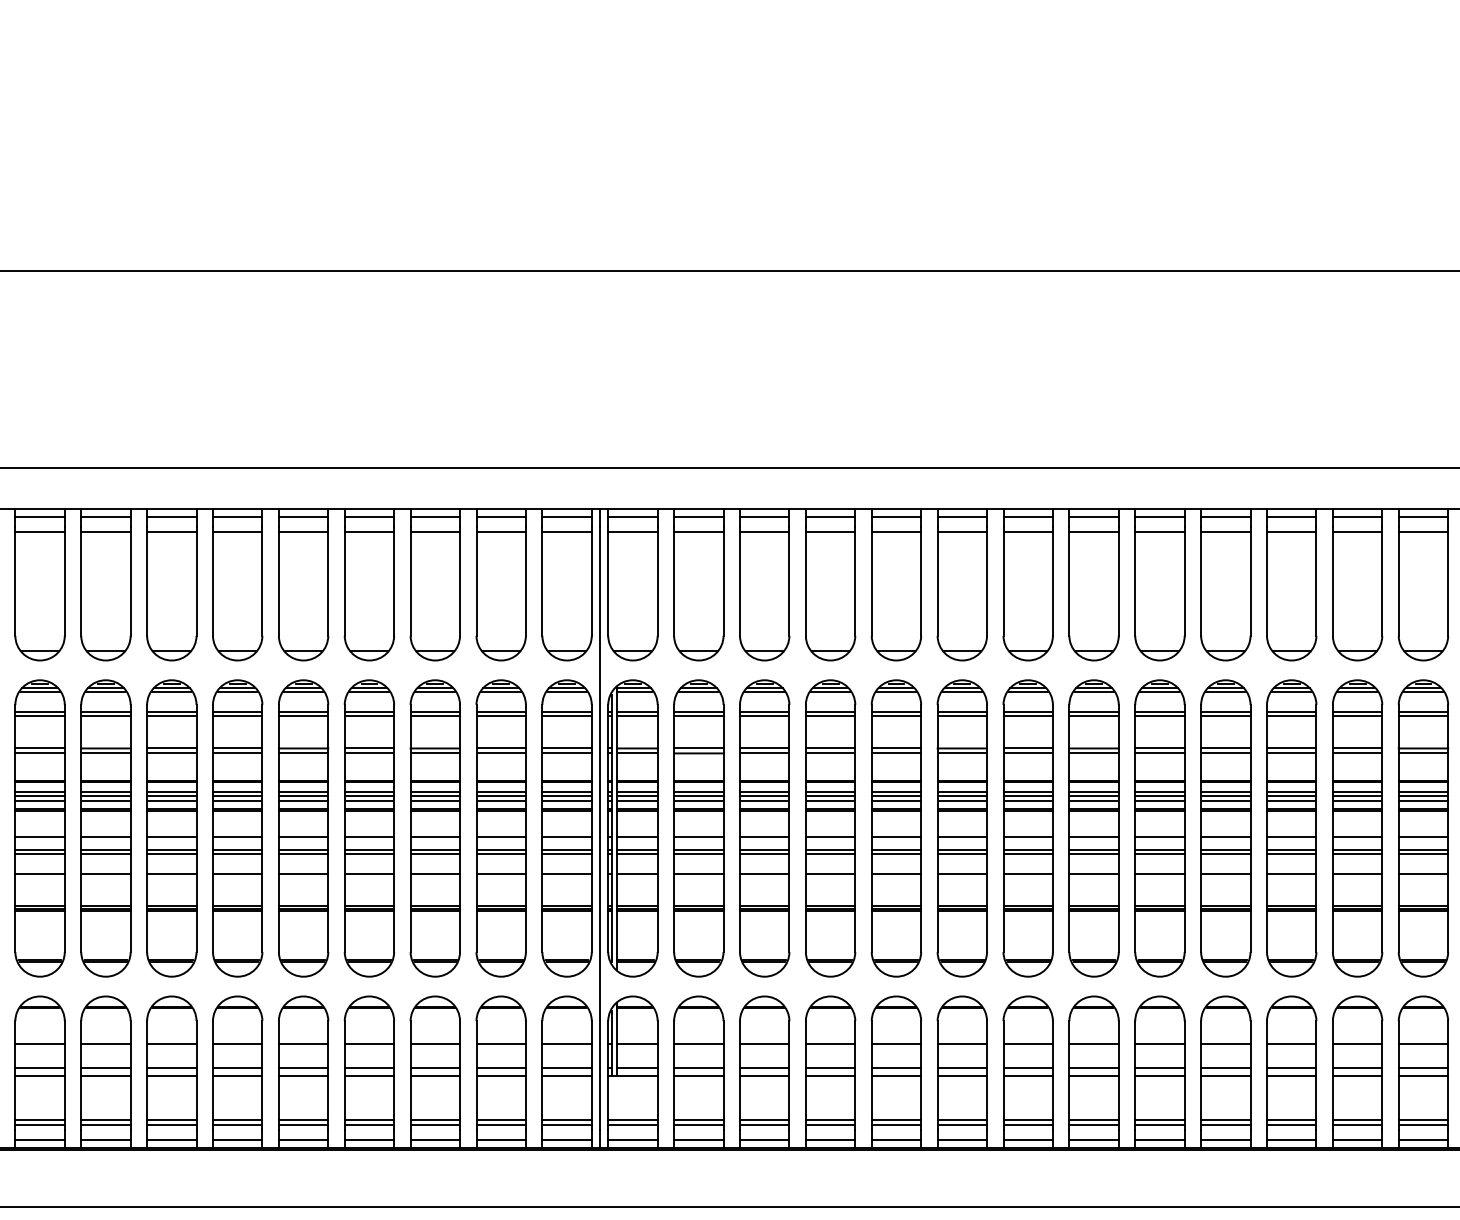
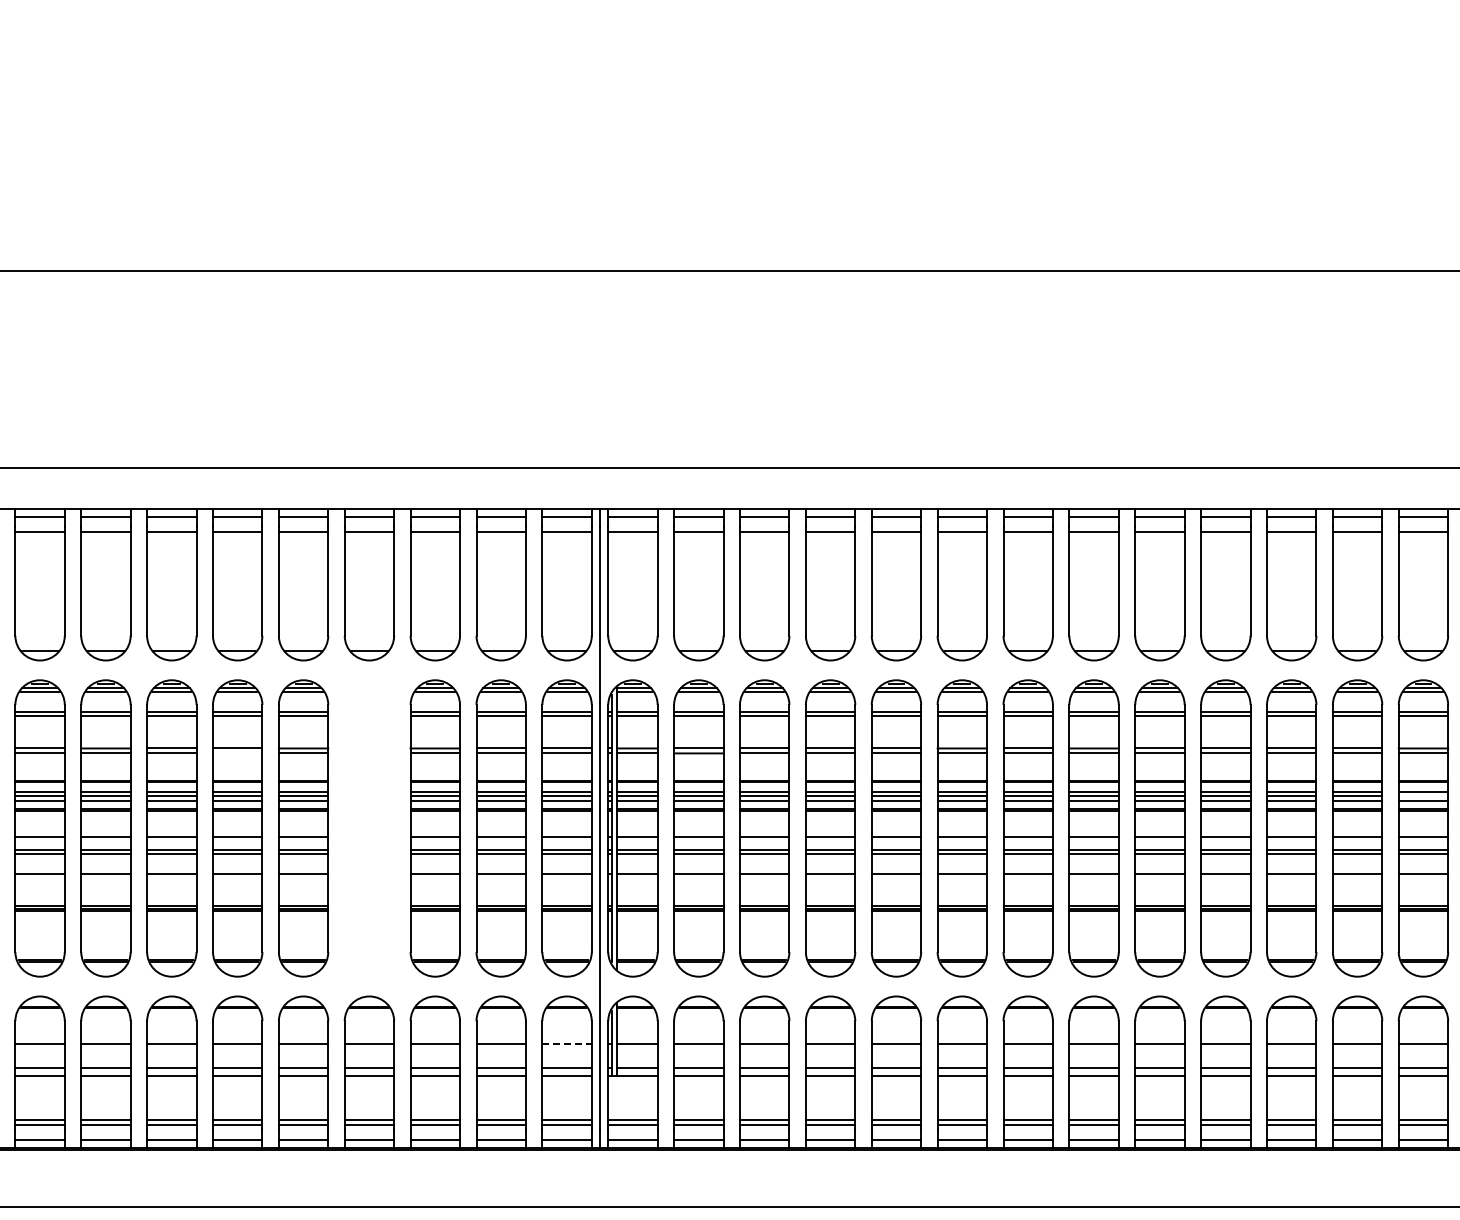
line: present -> none (237, 753)
line: present -> none (1423, 795)
part: present -> none (368, 828)
line: solid -> dashed (567, 1044)
